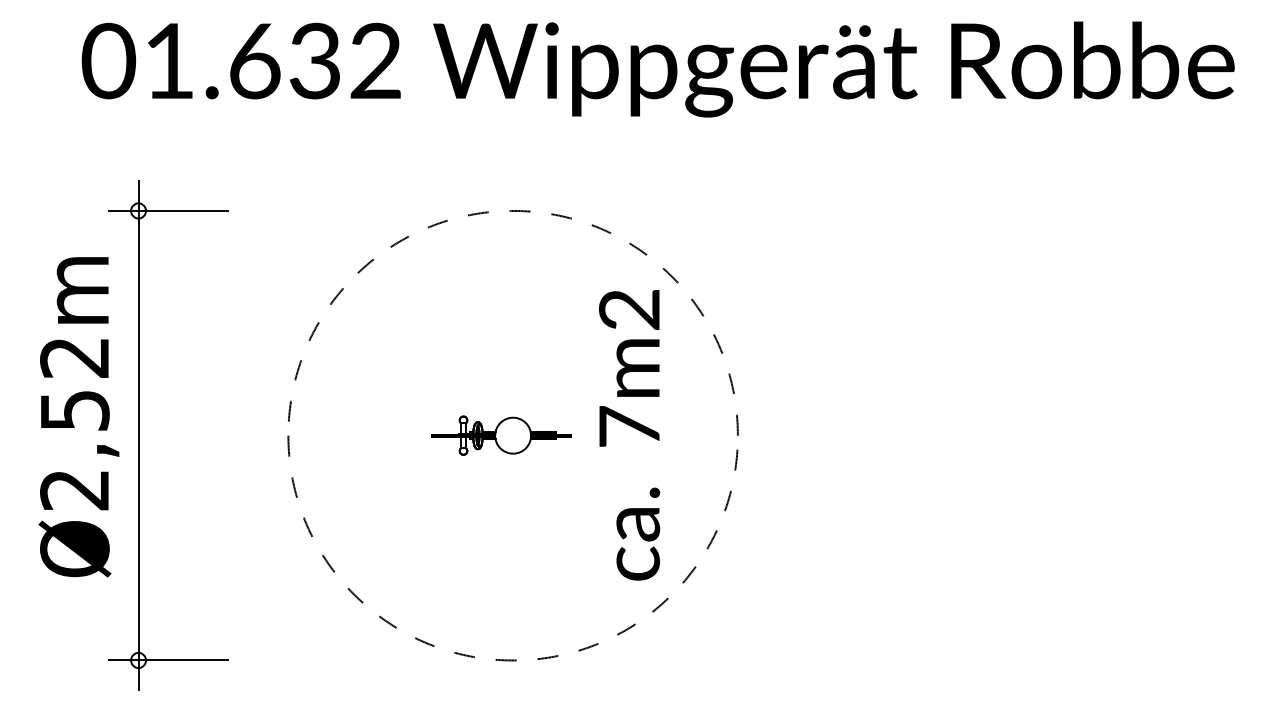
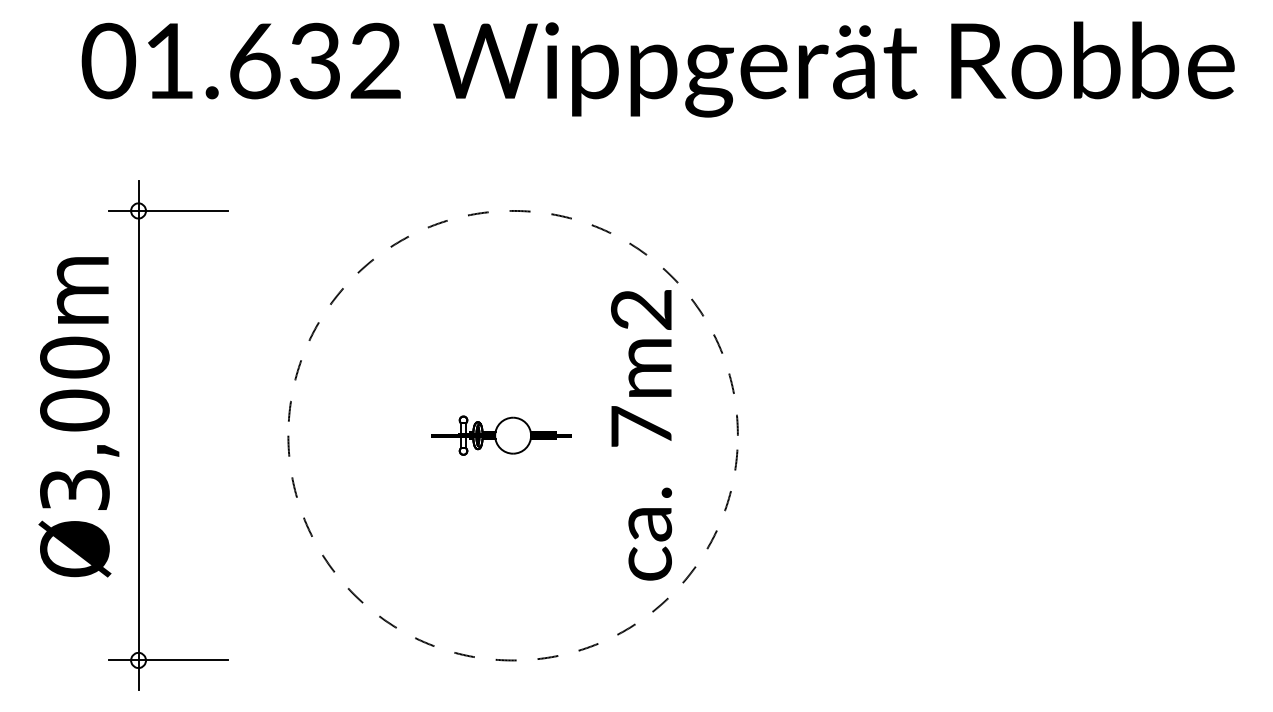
text: Ø2,52m -> Ø3,00m (74, 423)
text position: (629, 435) -> (641, 435) (641, 435)
